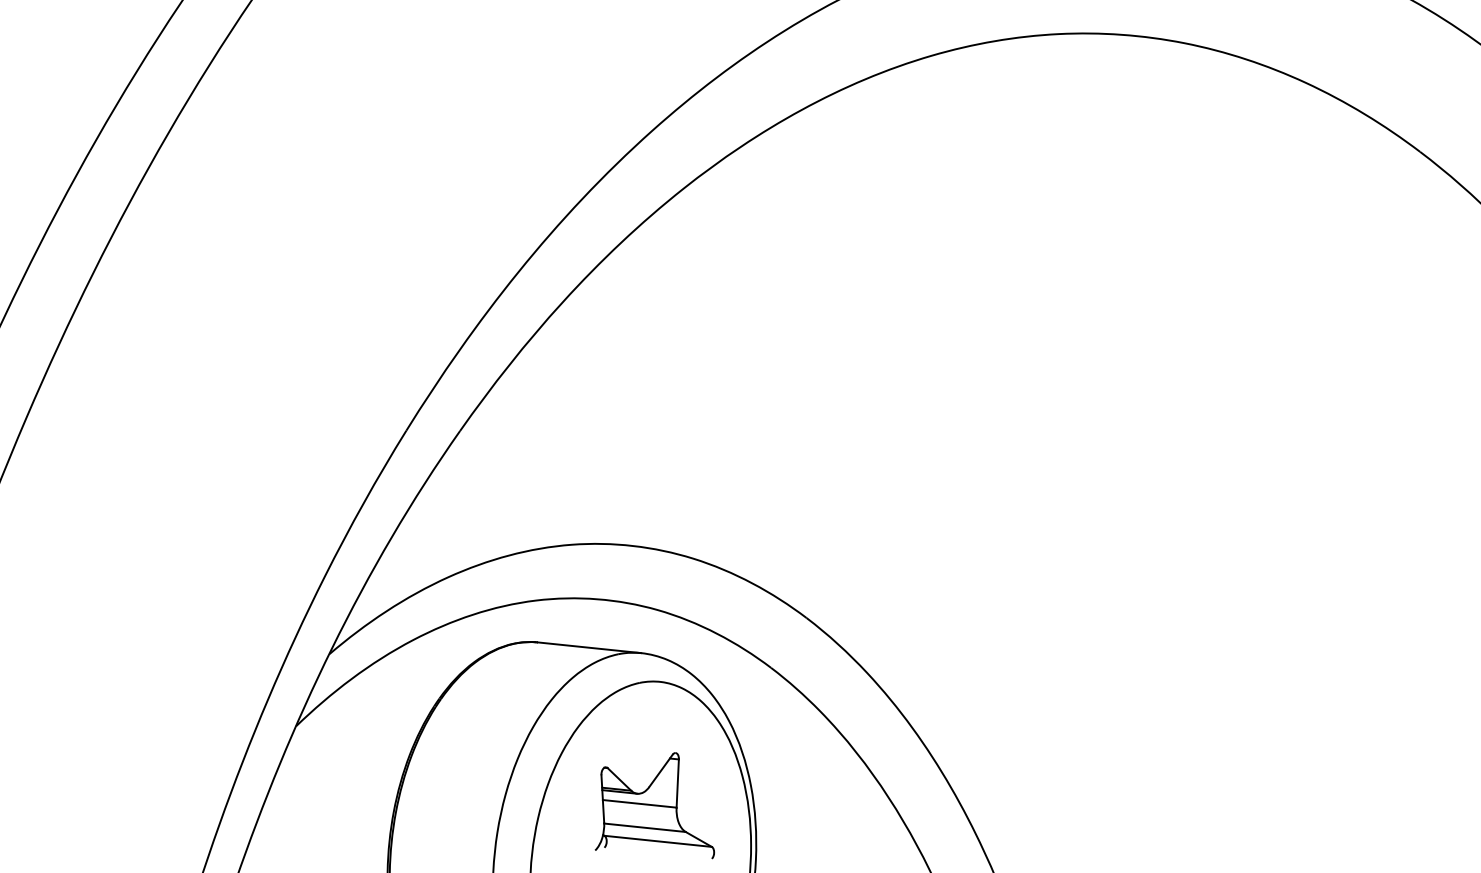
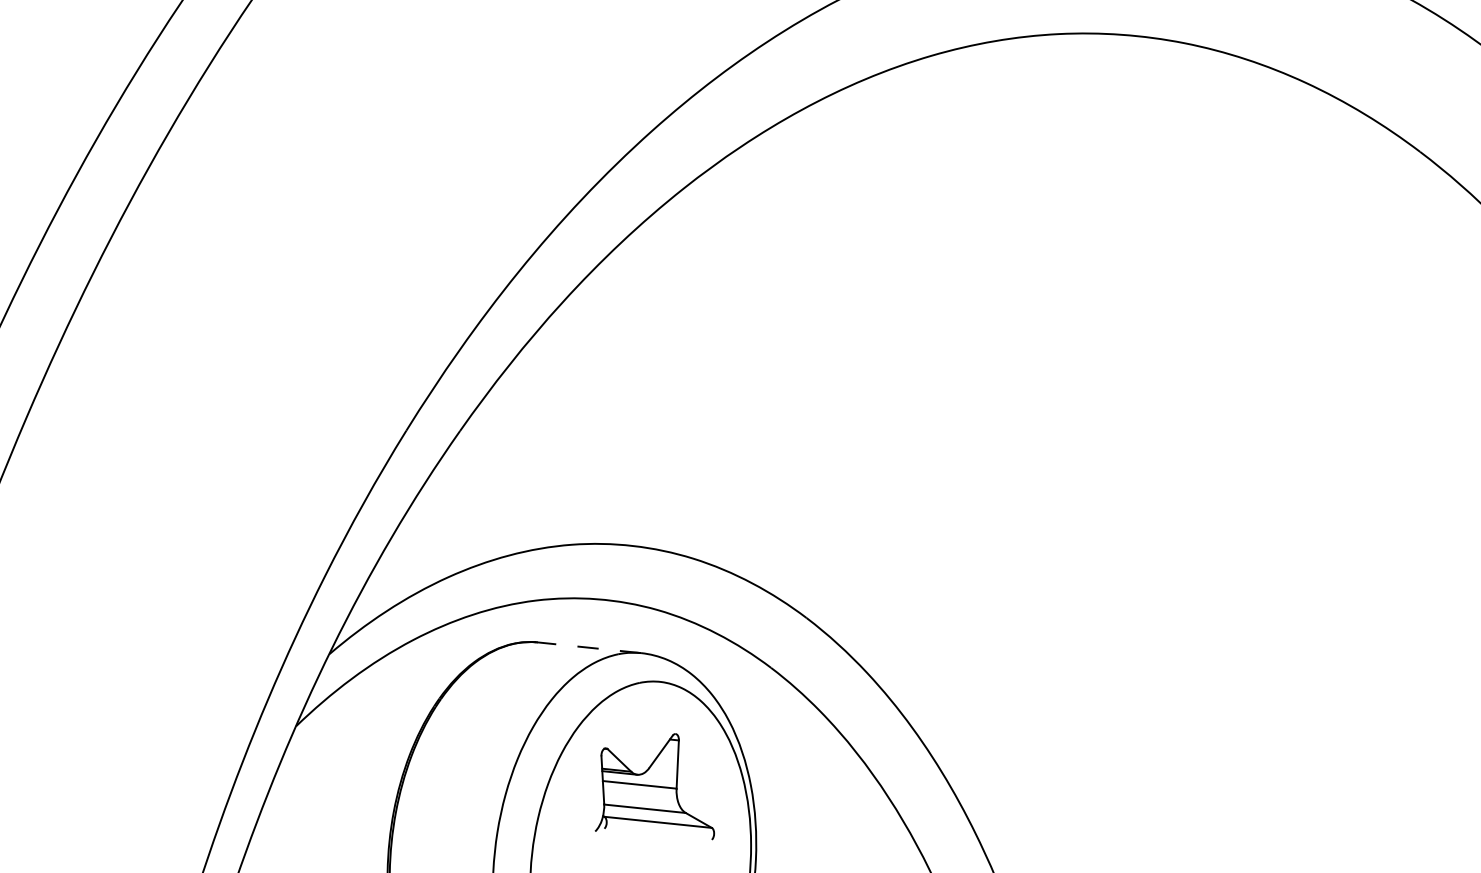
line: solid -> dashed (589, 647)
part position: (654, 805) -> (654, 786) (654, 786)
